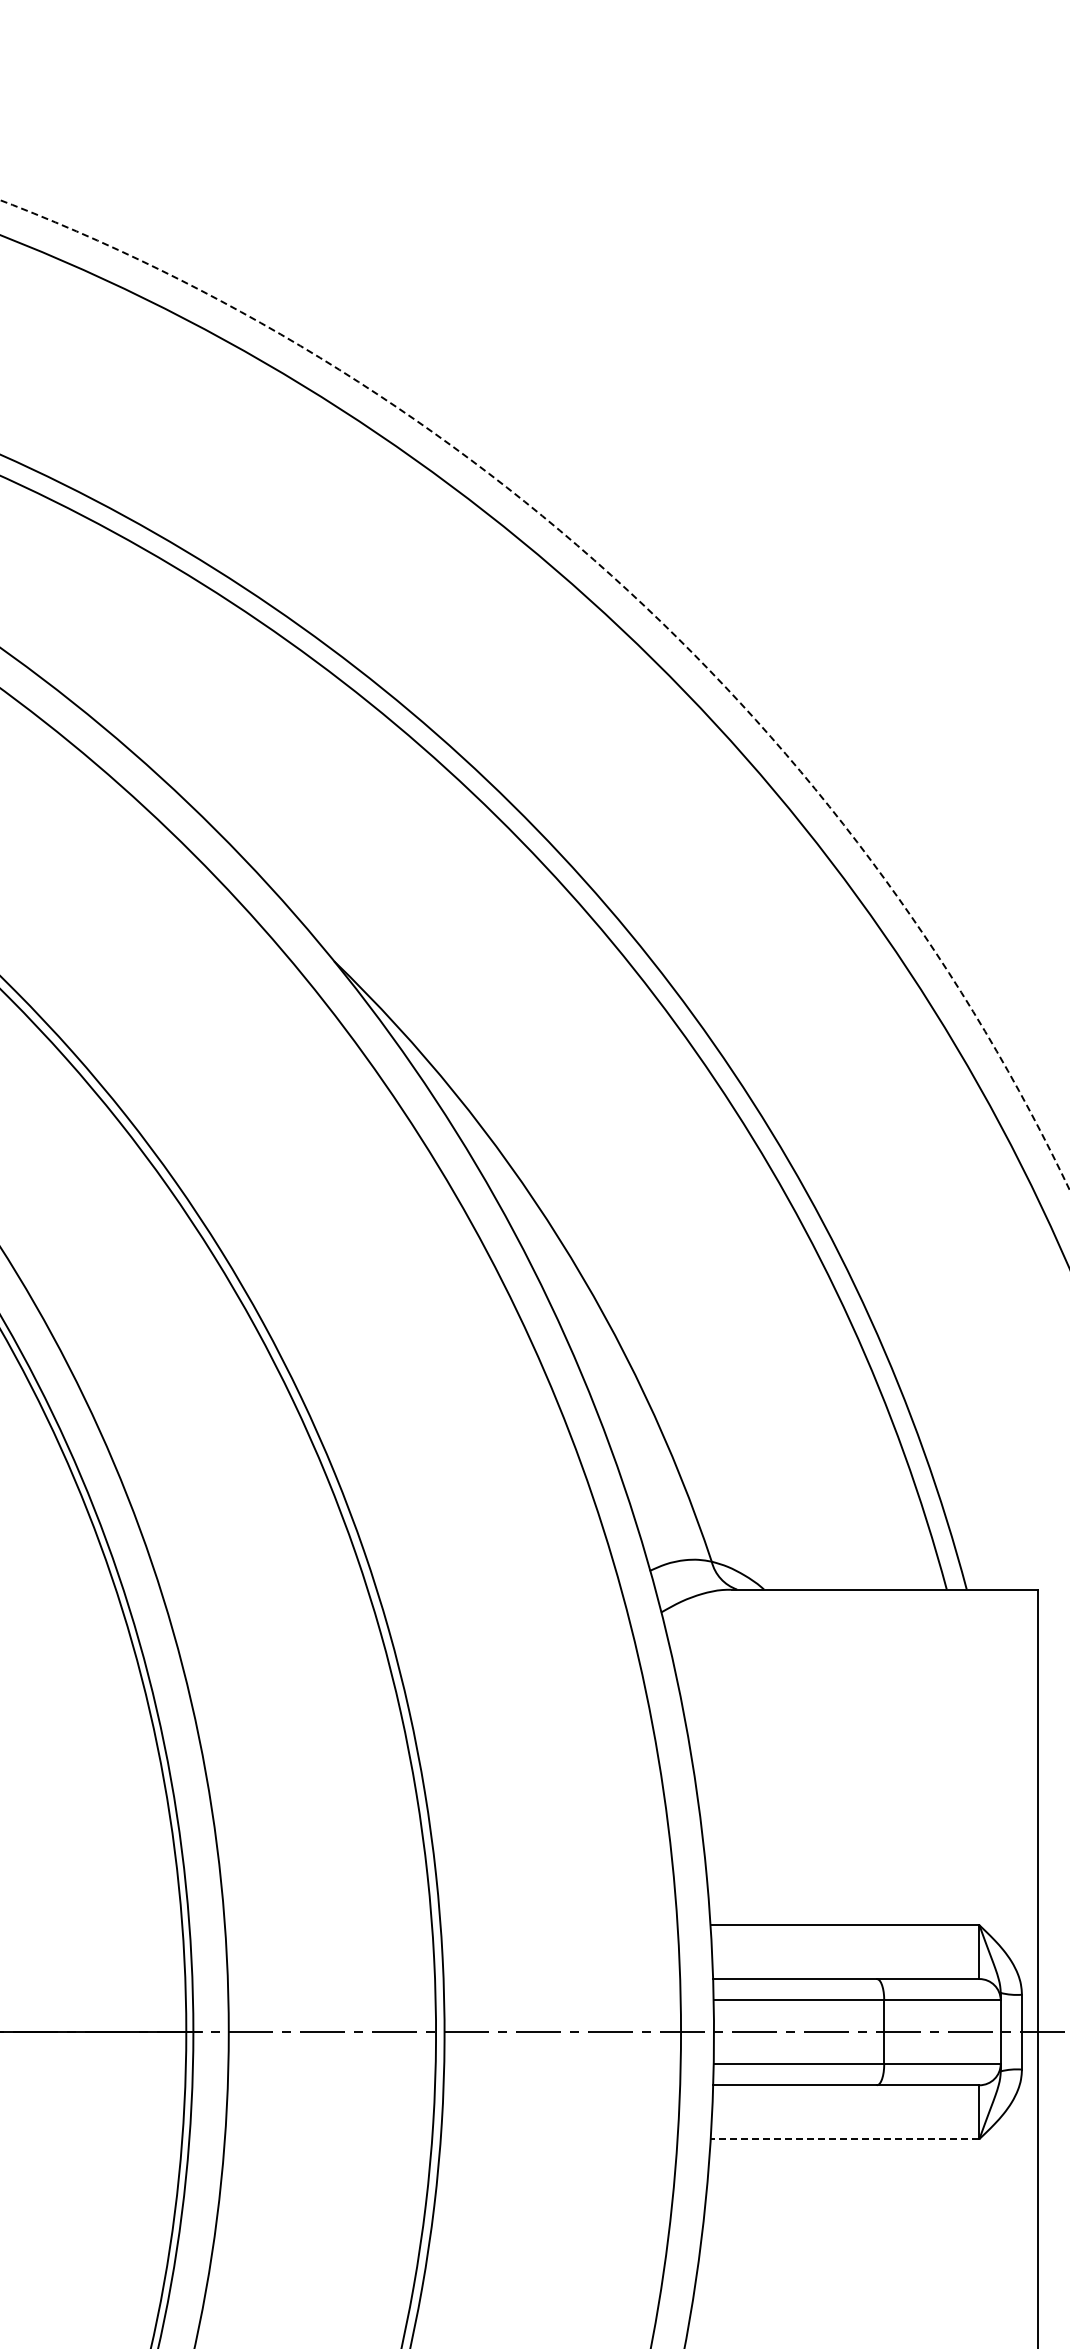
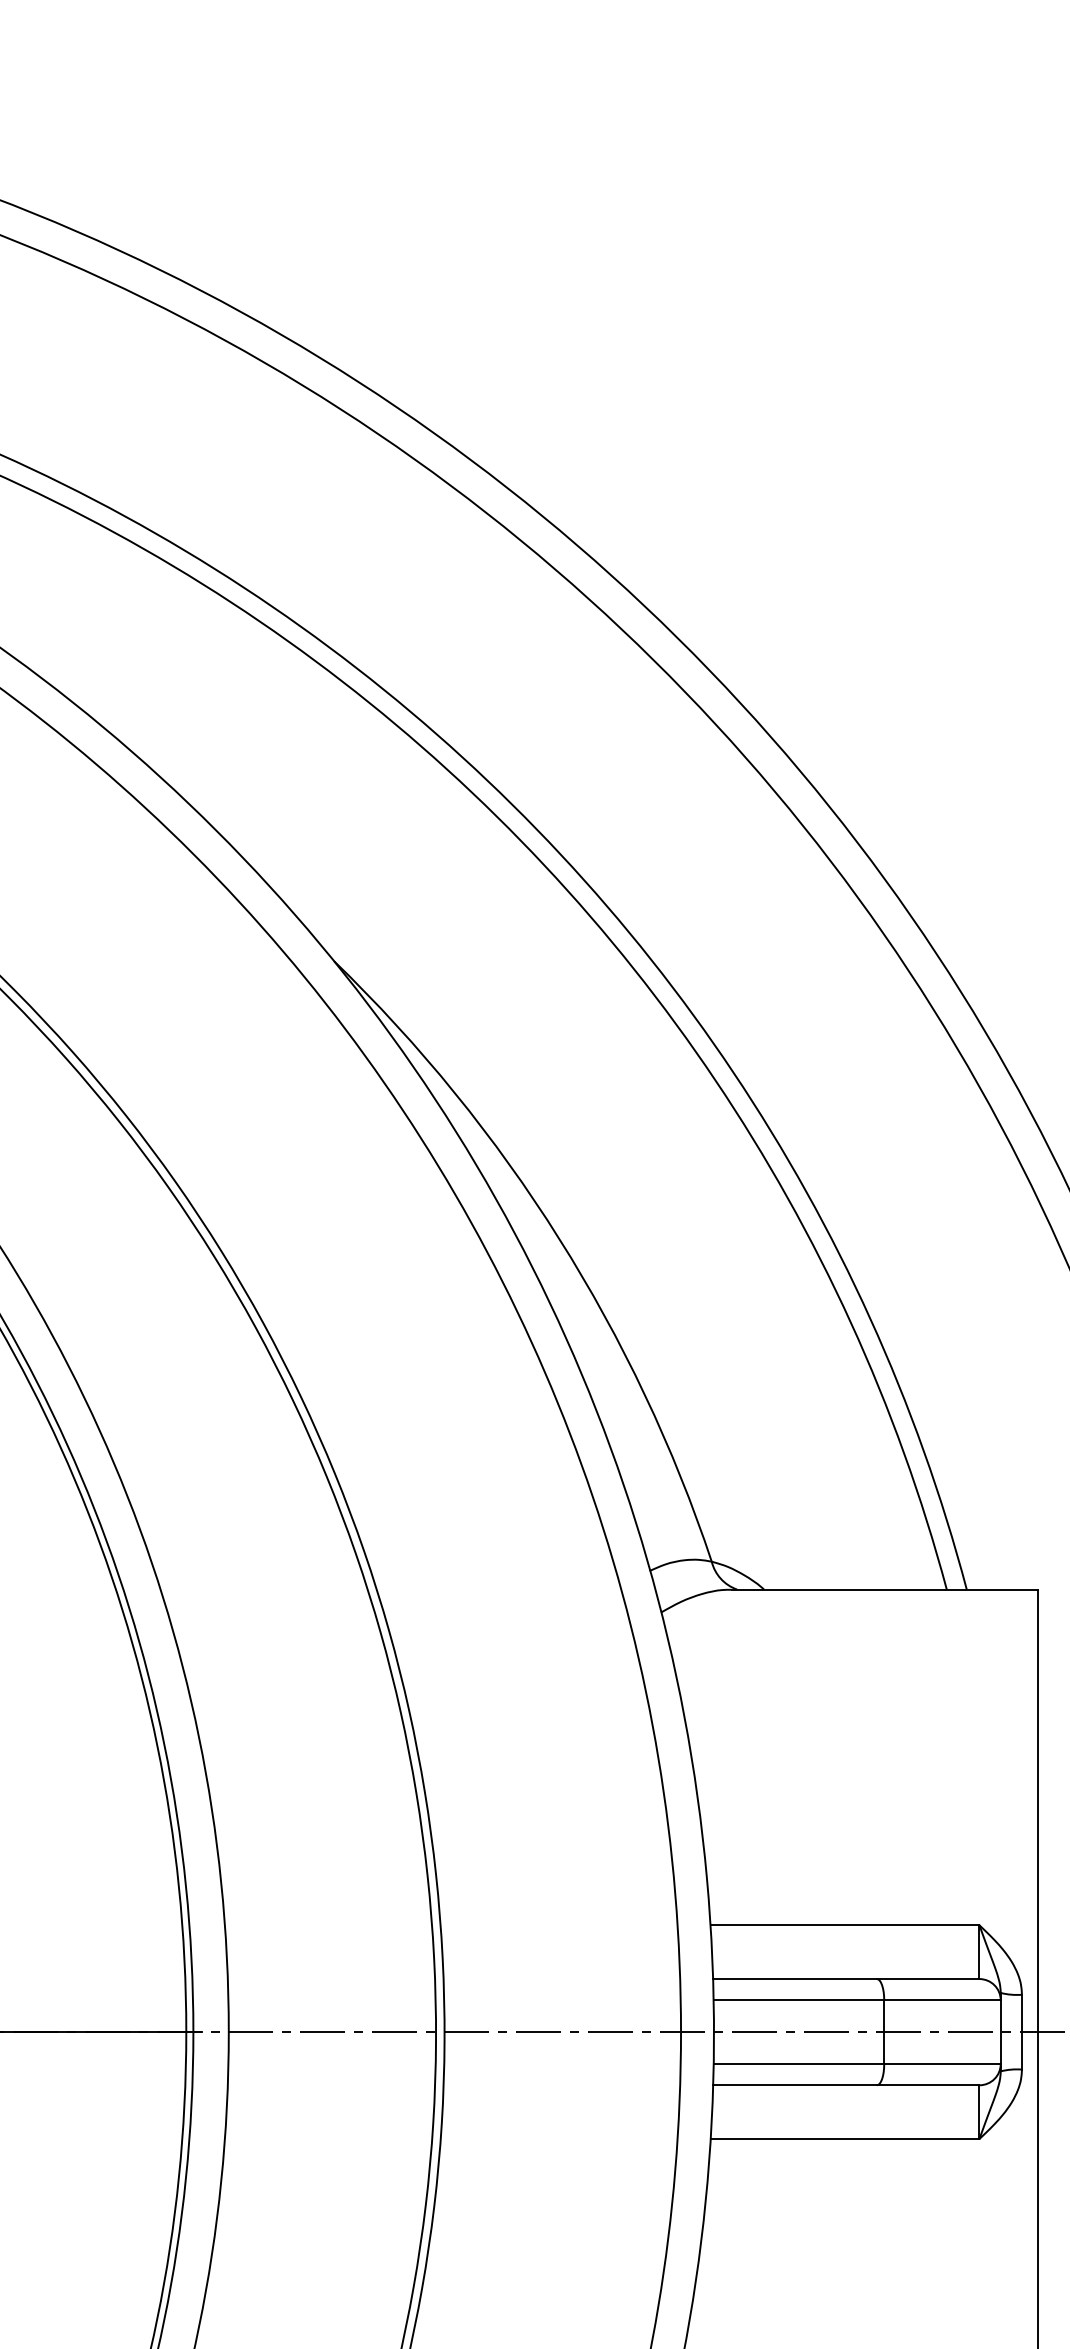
arc: dashed -> solid (628, 591)
line: dashed -> solid (844, 2139)
